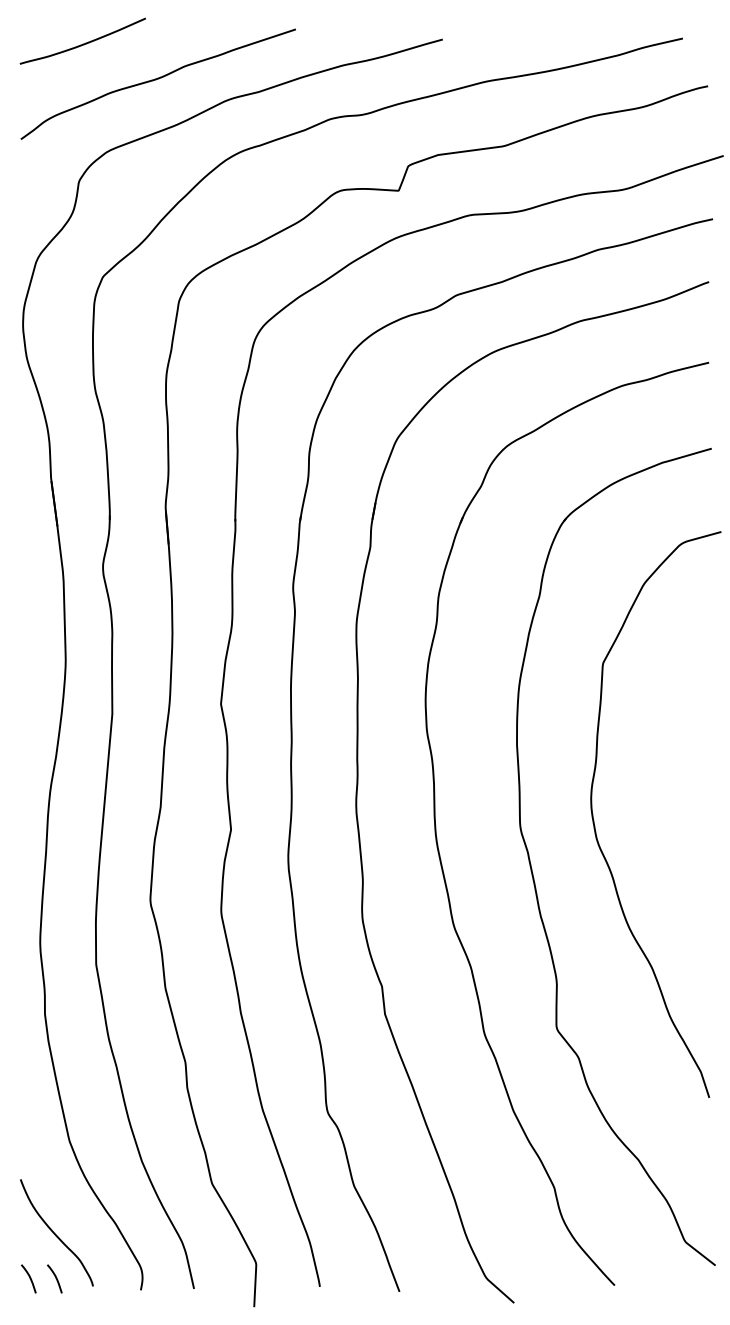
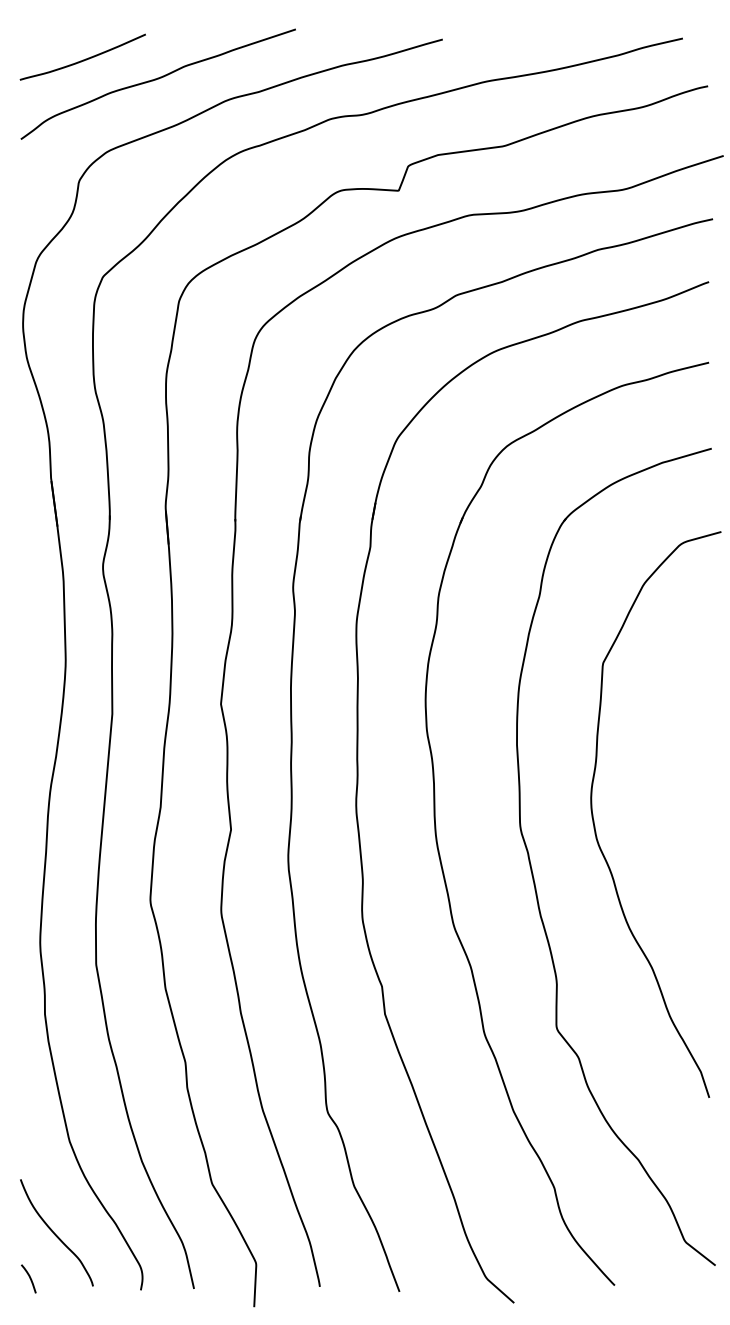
curve position: (83, 43) -> (83, 59) (83, 59)
curve: present -> none (55, 1278)
